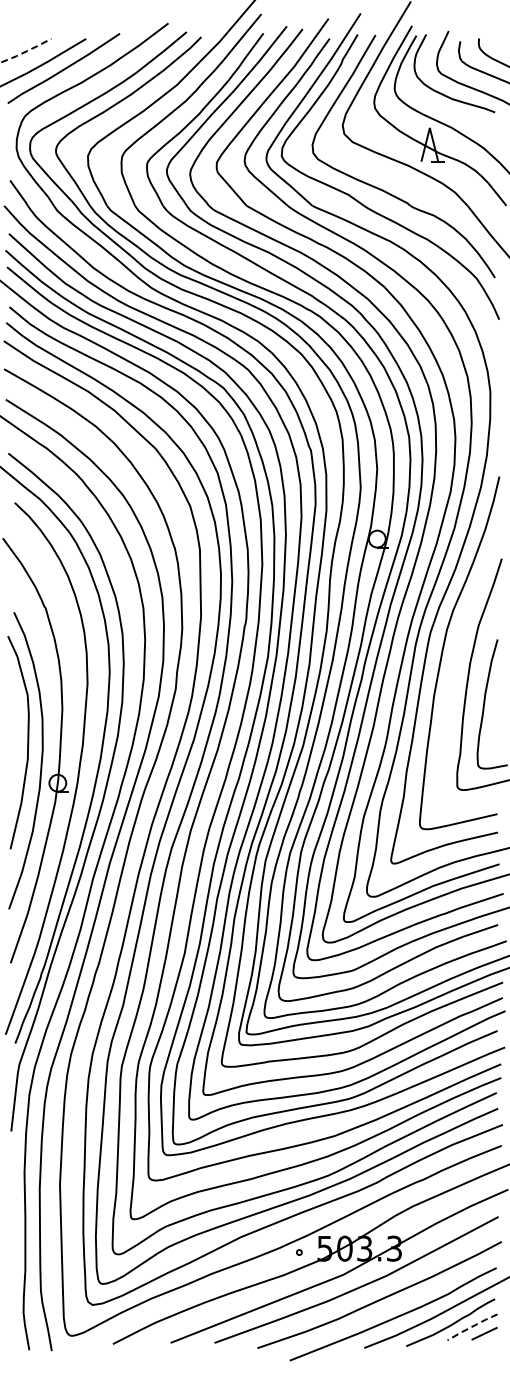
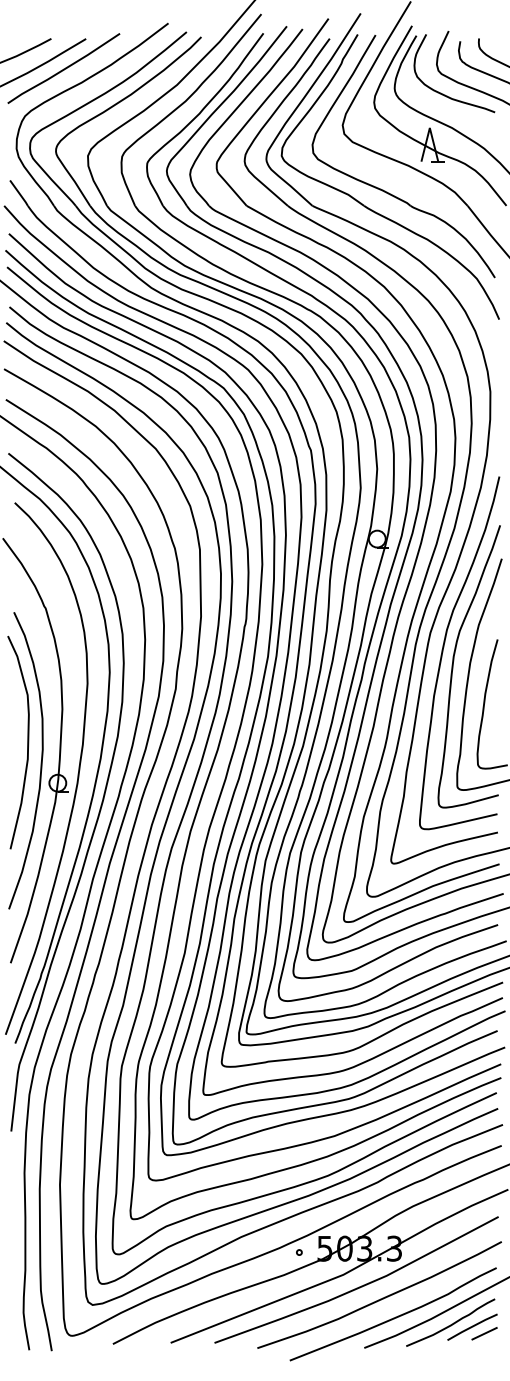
line: dashed -> solid (26, 51)
curve: none -> present (454, 661)
line: dashed -> solid (472, 1326)
